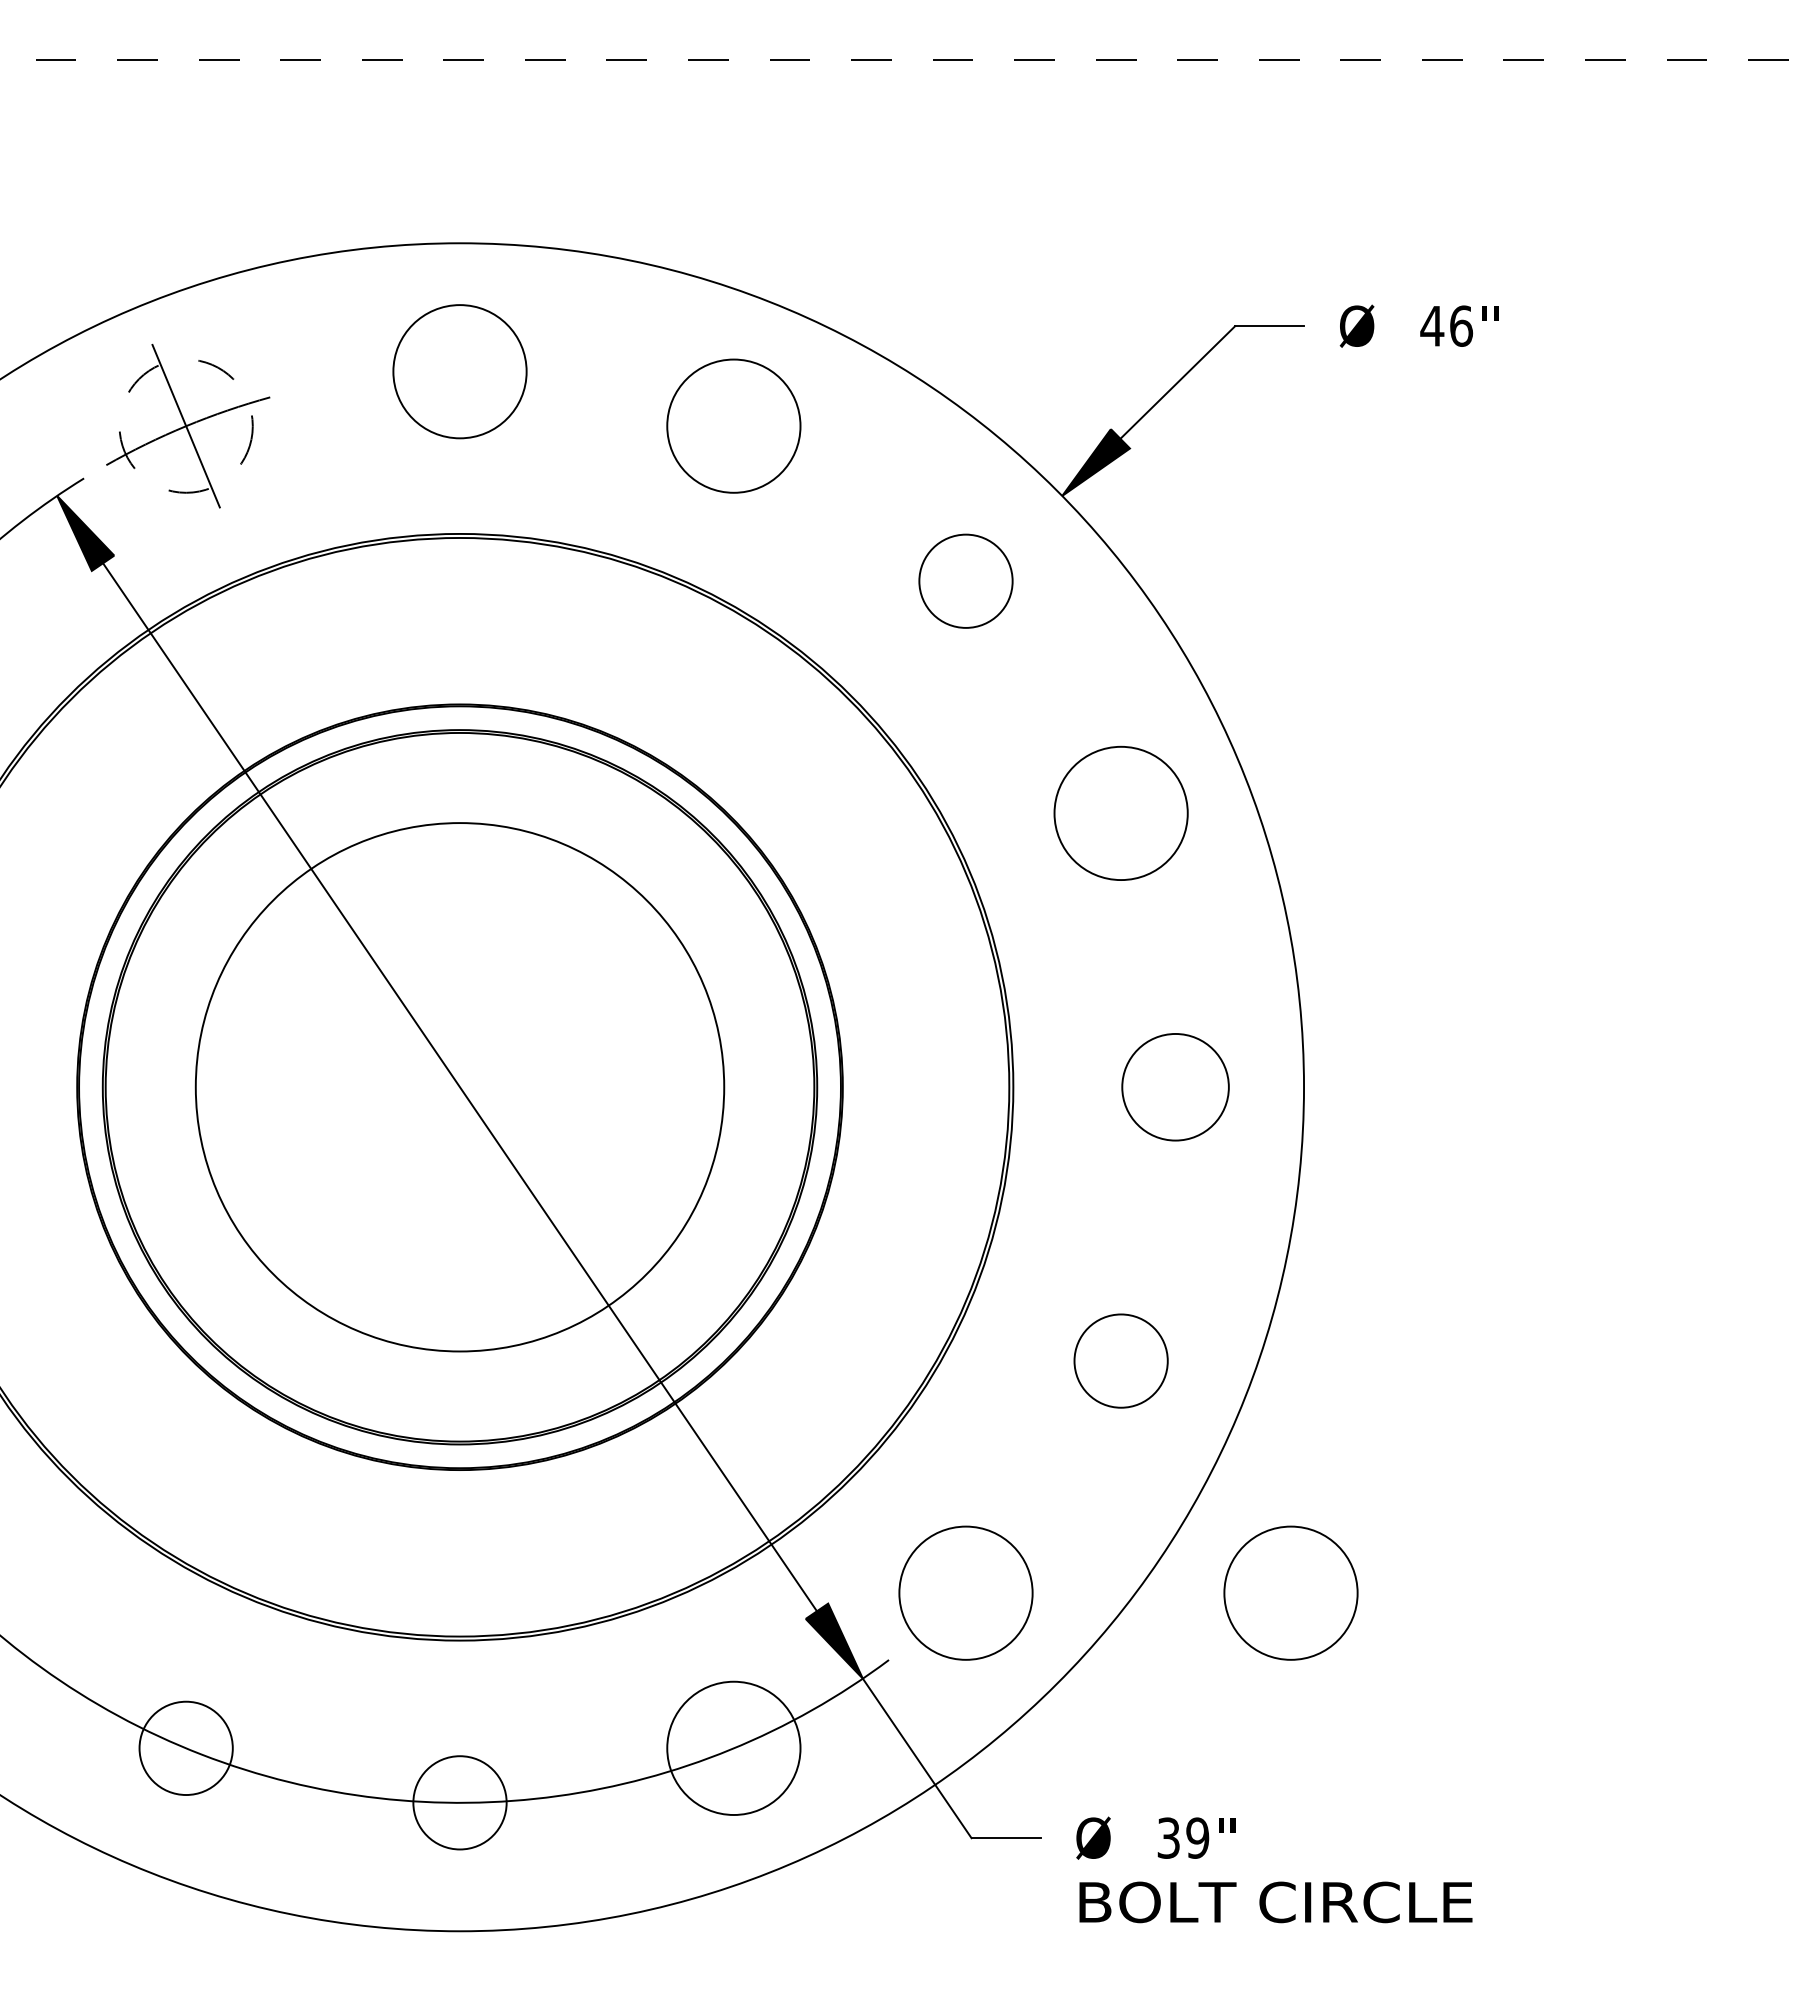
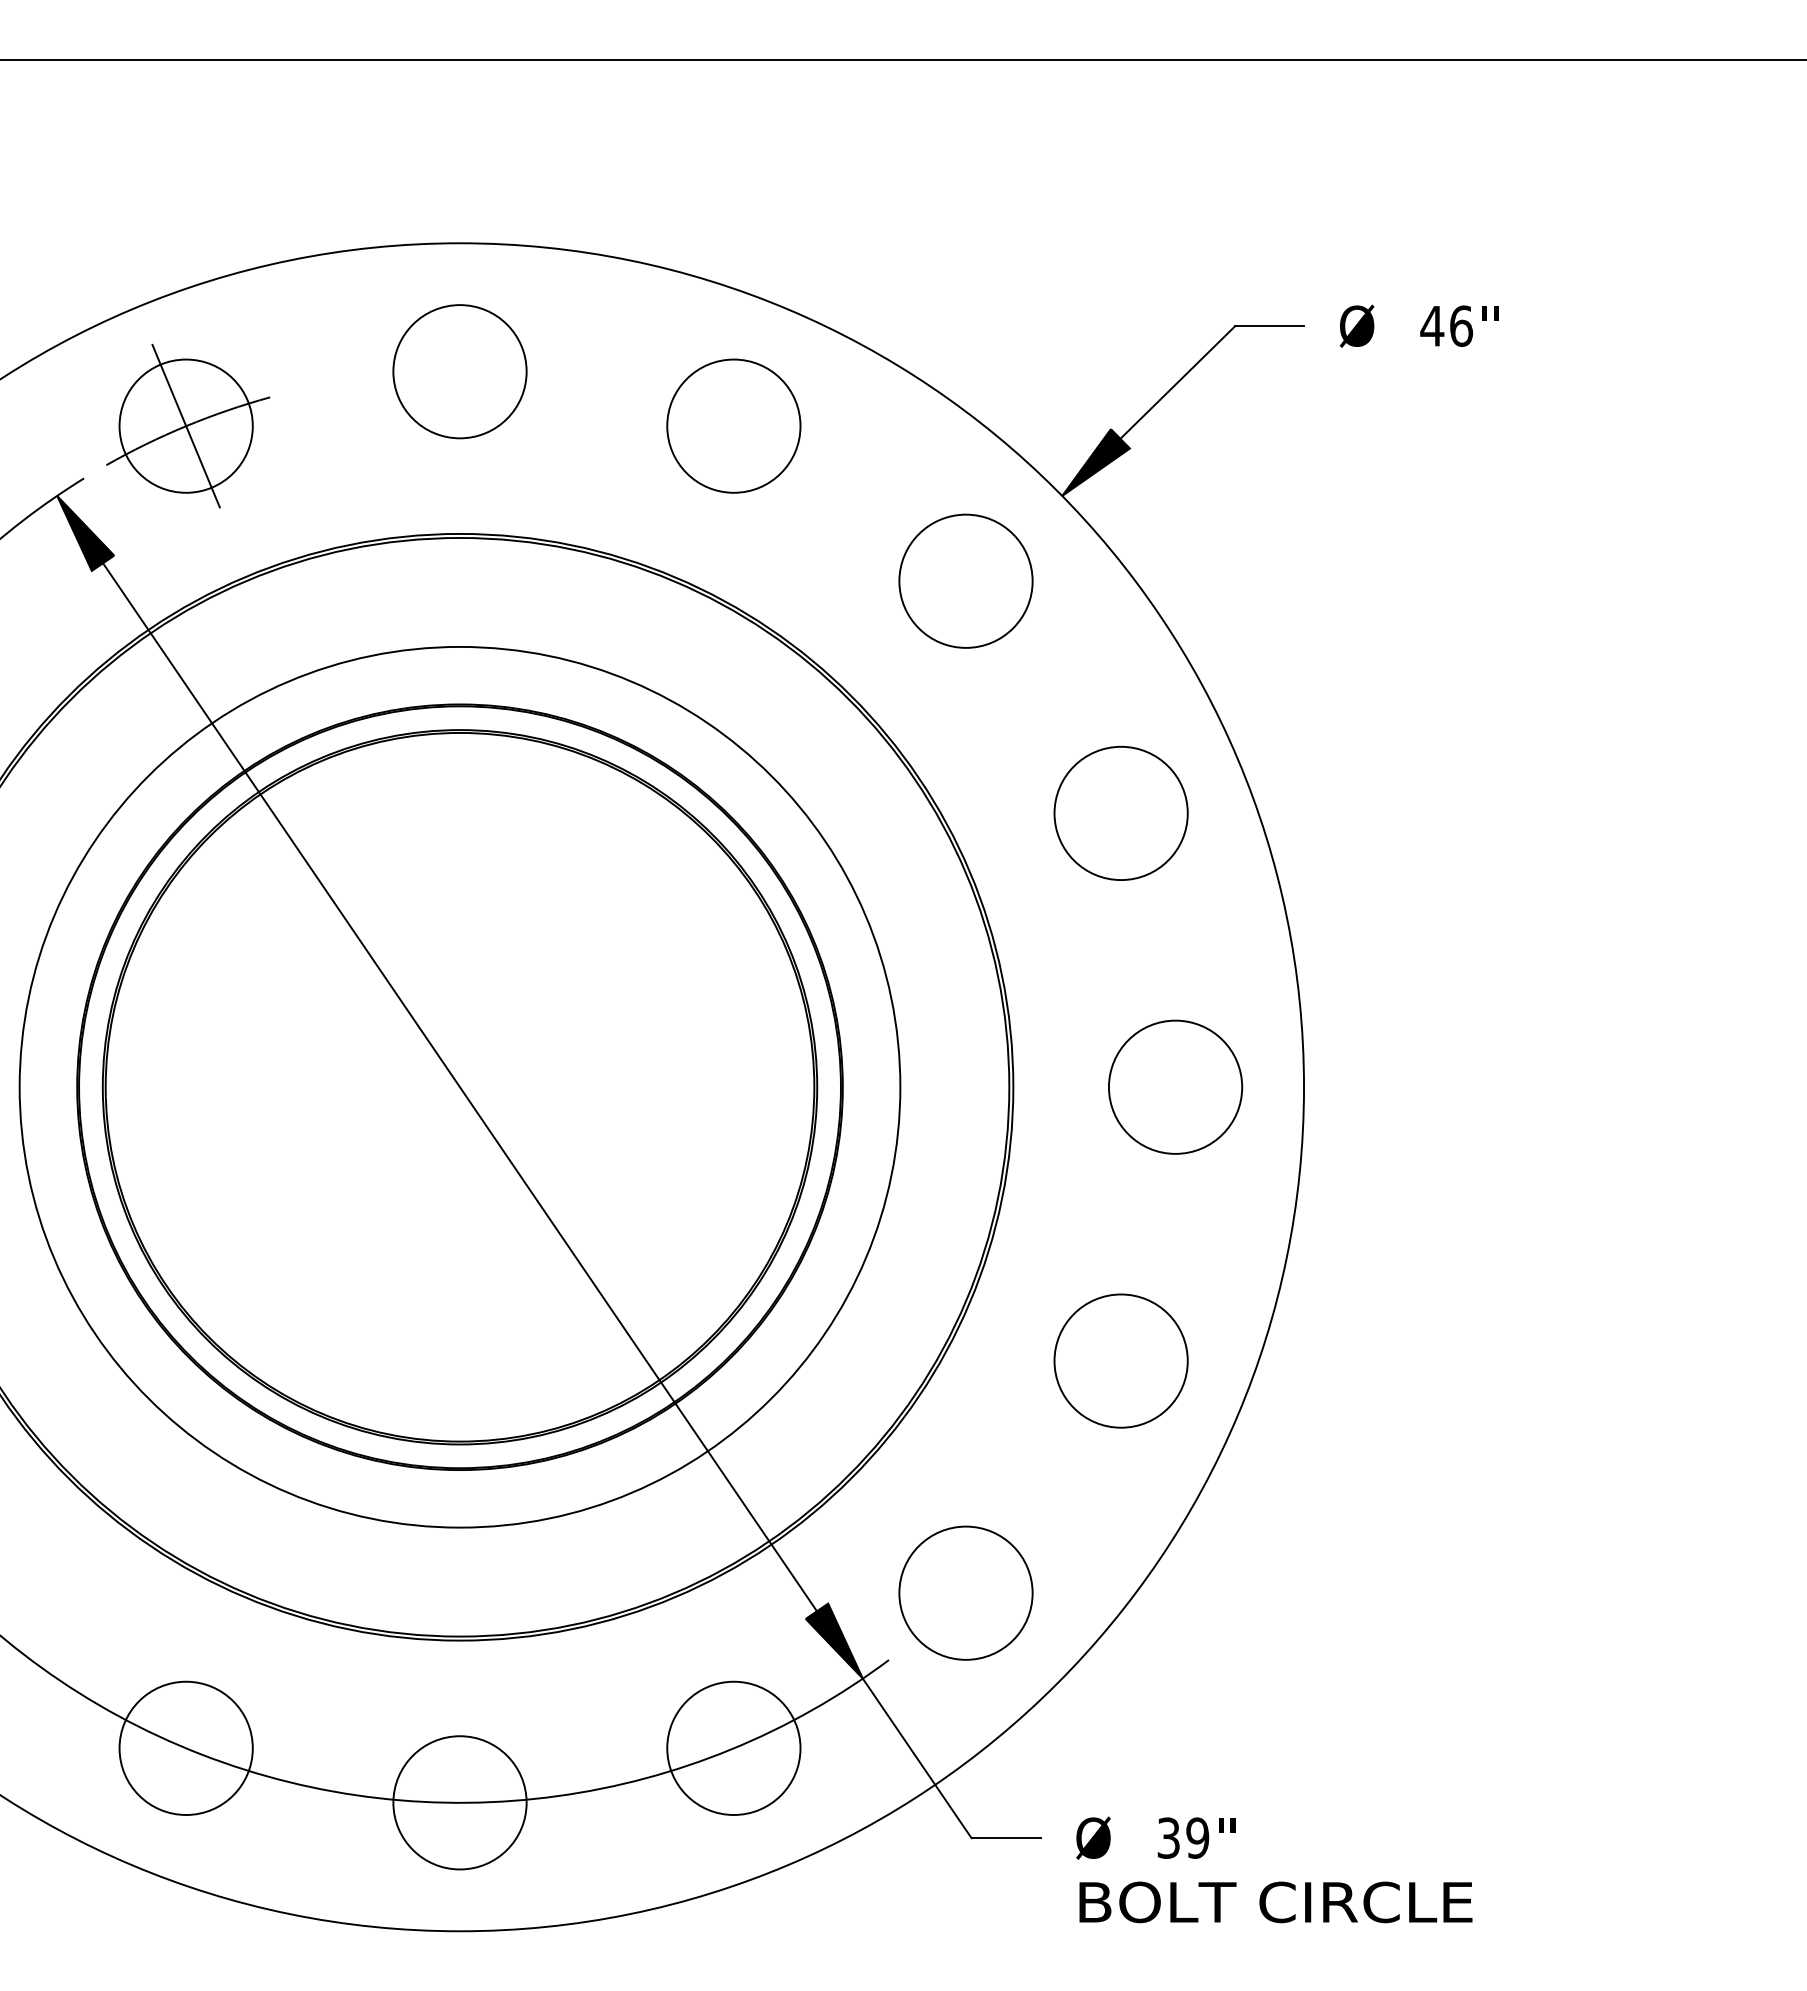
line: dashed -> solid (903, 59)
circle: dashed -> solid (185, 425)
circle diameter: 93 px -> 133 px (965, 580)
circle diameter: 107 px -> 133 px (1175, 1086)
circle diameter: 528 px -> 881 px (459, 1086)
circle diameter: 93 px -> 133 px (1120, 1360)
circle: present -> none (1290, 1592)
circle diameter: 93 px -> 133 px (185, 1747)
circle diameter: 93 px -> 133 px (459, 1802)
